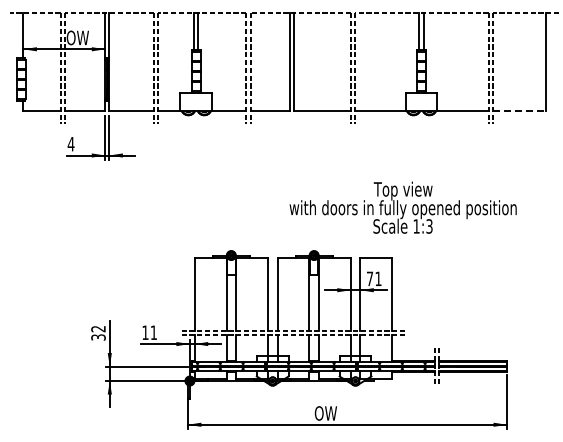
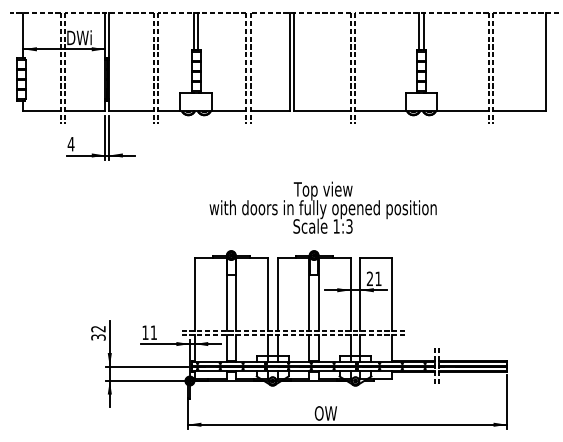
text: OW -> DWi (78, 37)
line: dashed -> solid (519, 111)
text position: (402, 207) -> (322, 207) (322, 207)
text: 71 -> 21 (369, 278)
